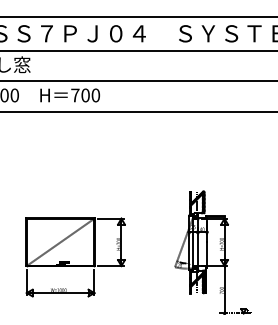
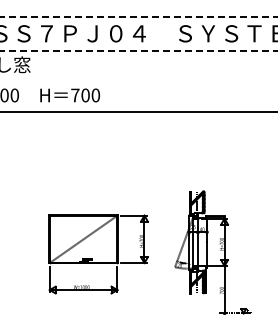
line: solid -> dashed (139, 16)
line: solid -> dashed (139, 50)
line: present -> none (138, 81)
part position: (75, 257) -> (98, 254) (98, 254)
